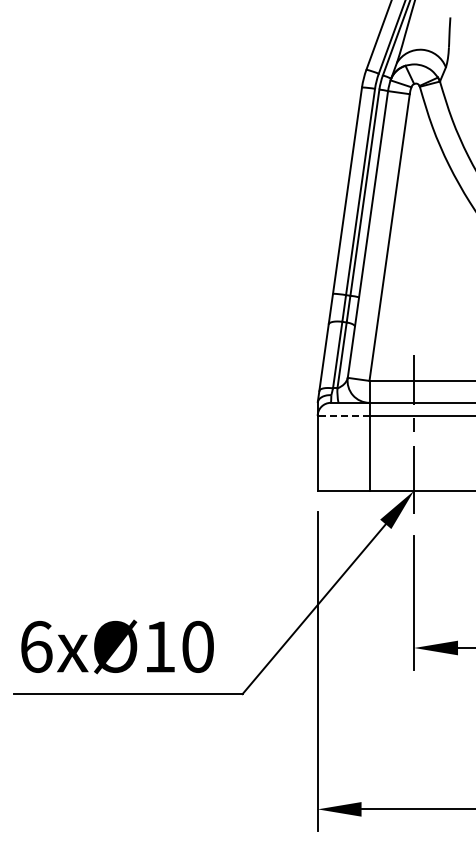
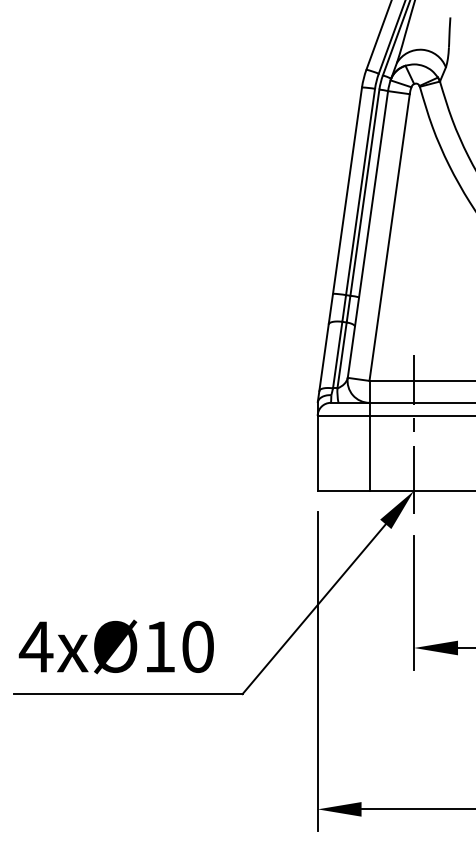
line: dashed -> solid (343, 416)
text: 6xØ10 -> 4xØ10 (35, 646)
